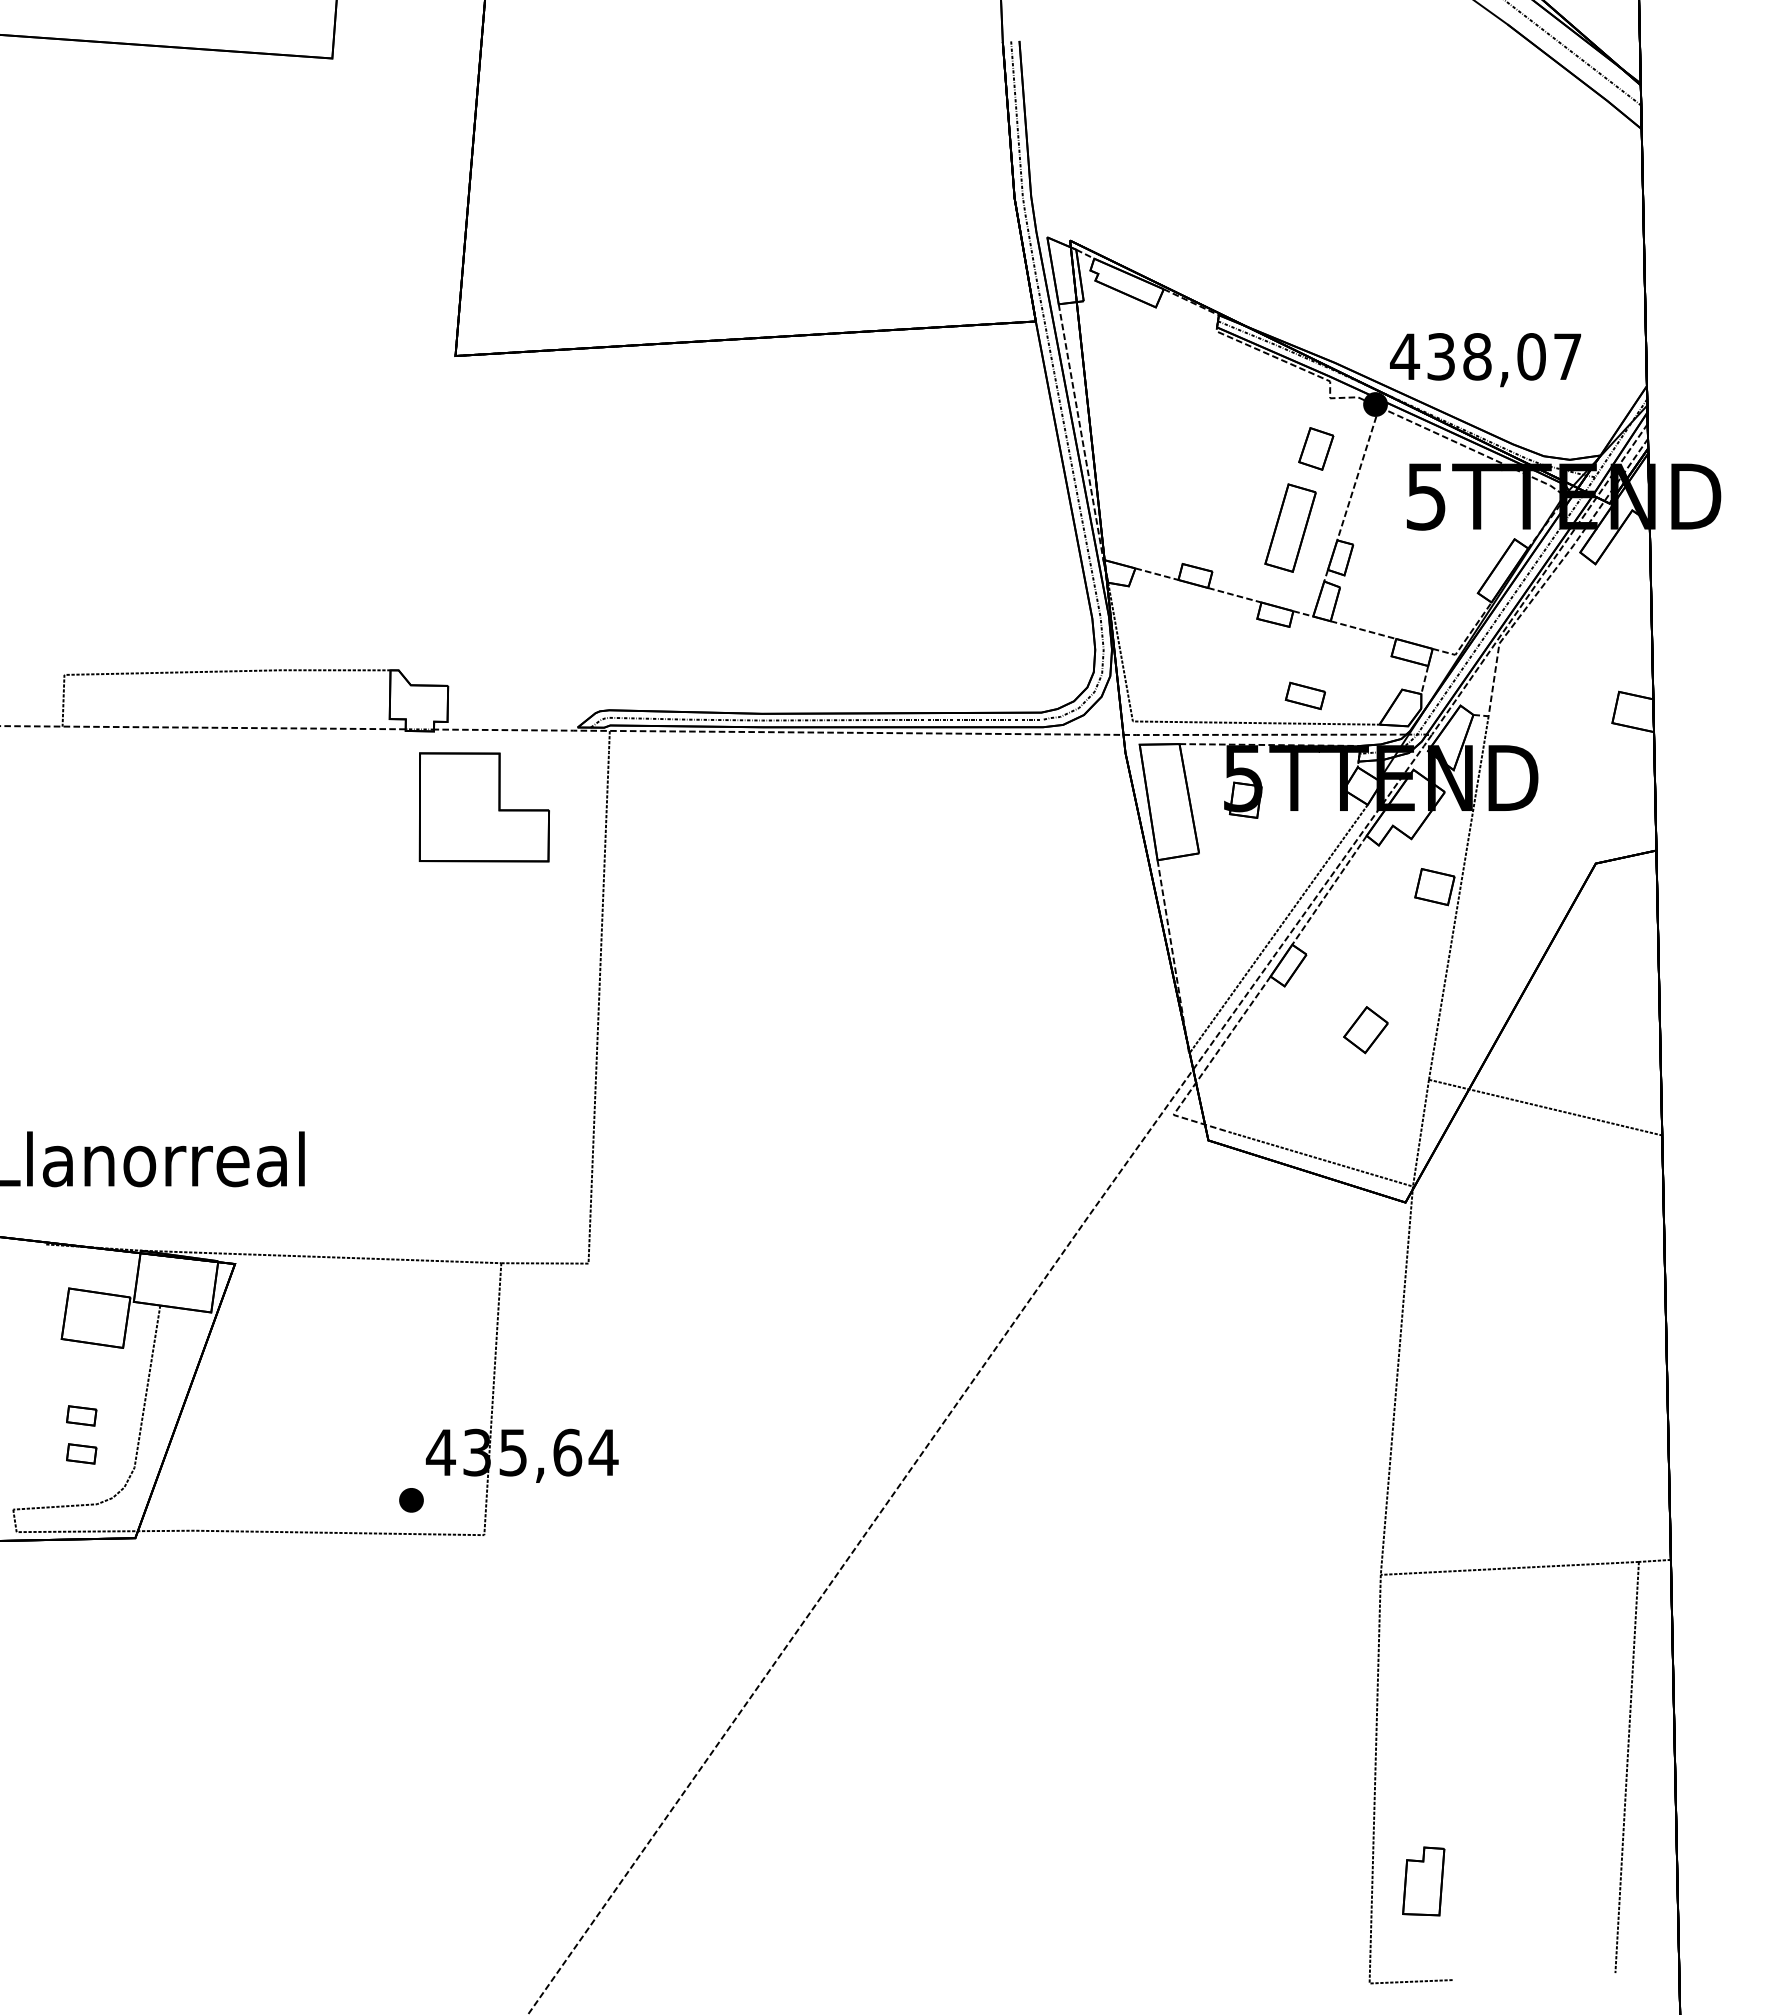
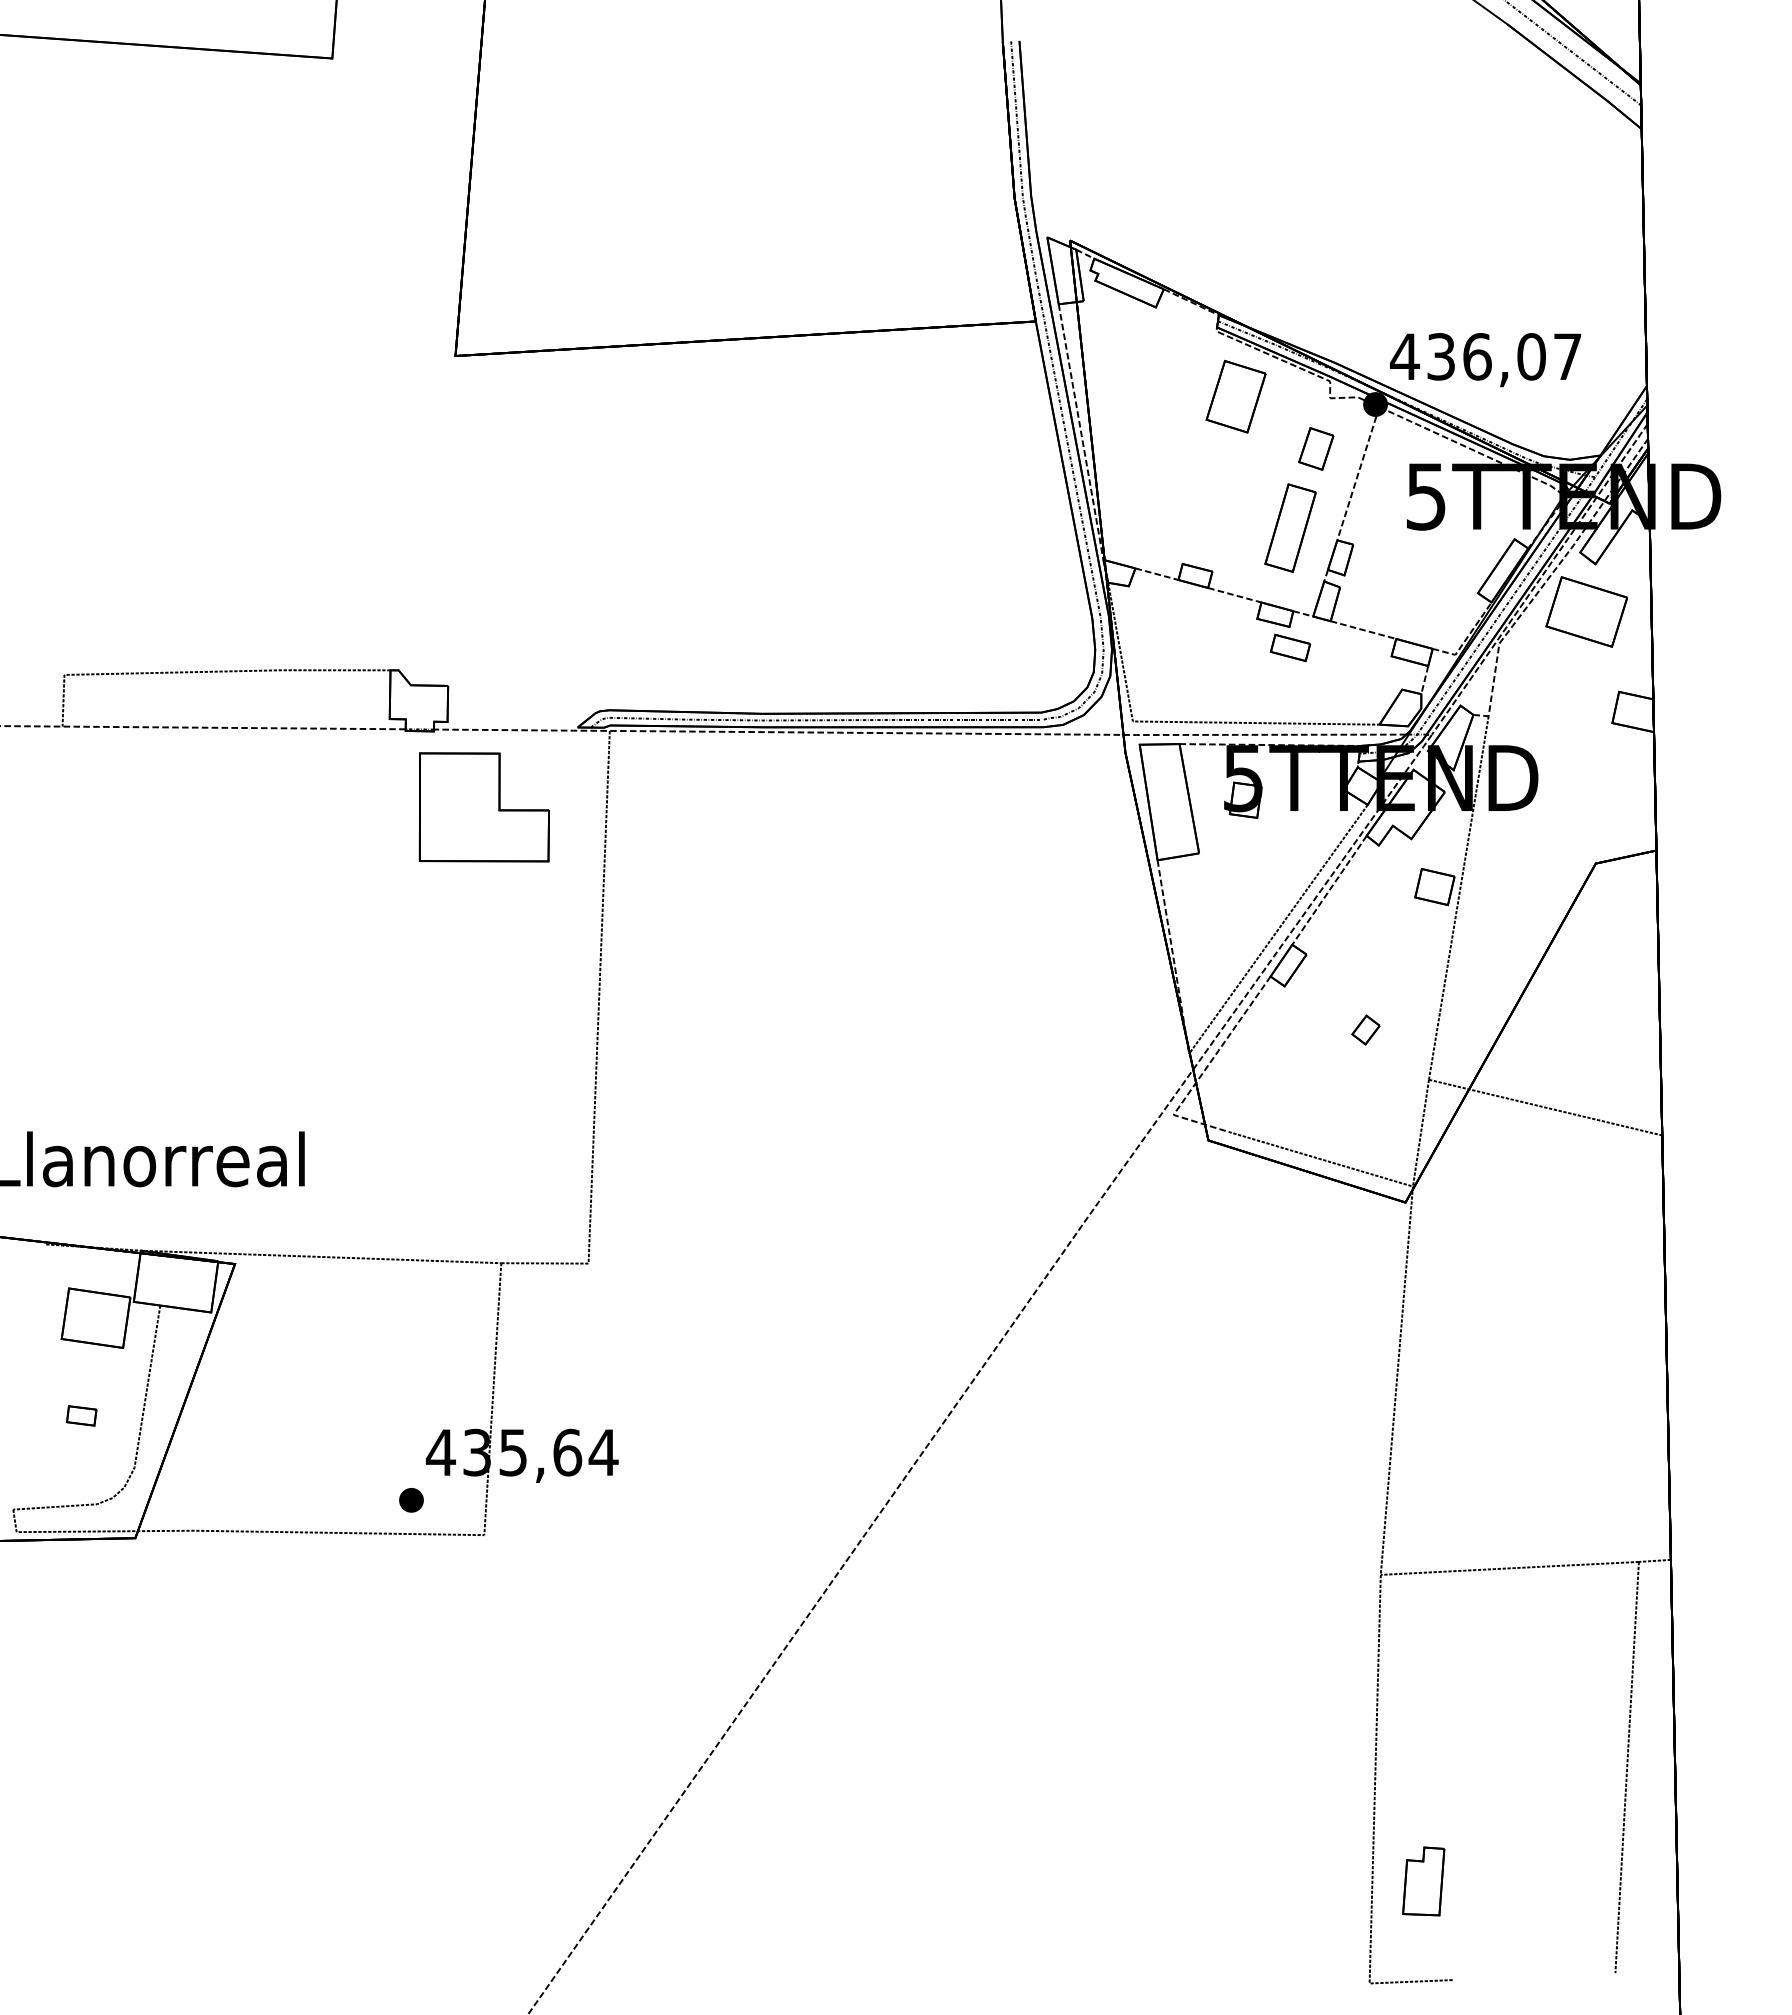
text: 438,07 -> 436,07 (1477, 356)
part: none -> present (1235, 396)
part: none -> present (1586, 611)
part position: (1304, 695) -> (1289, 647) (1289, 647)
part size: 46x49 px -> 30x32 px (1365, 1029)
part: present -> none (81, 1453)
